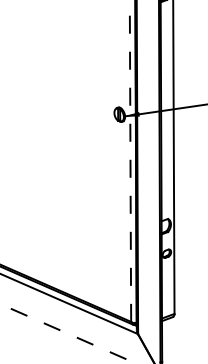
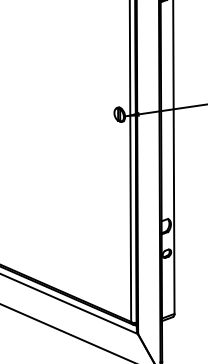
line: dashed -> solid (130, 161)
line: dashed -> solid (69, 334)
